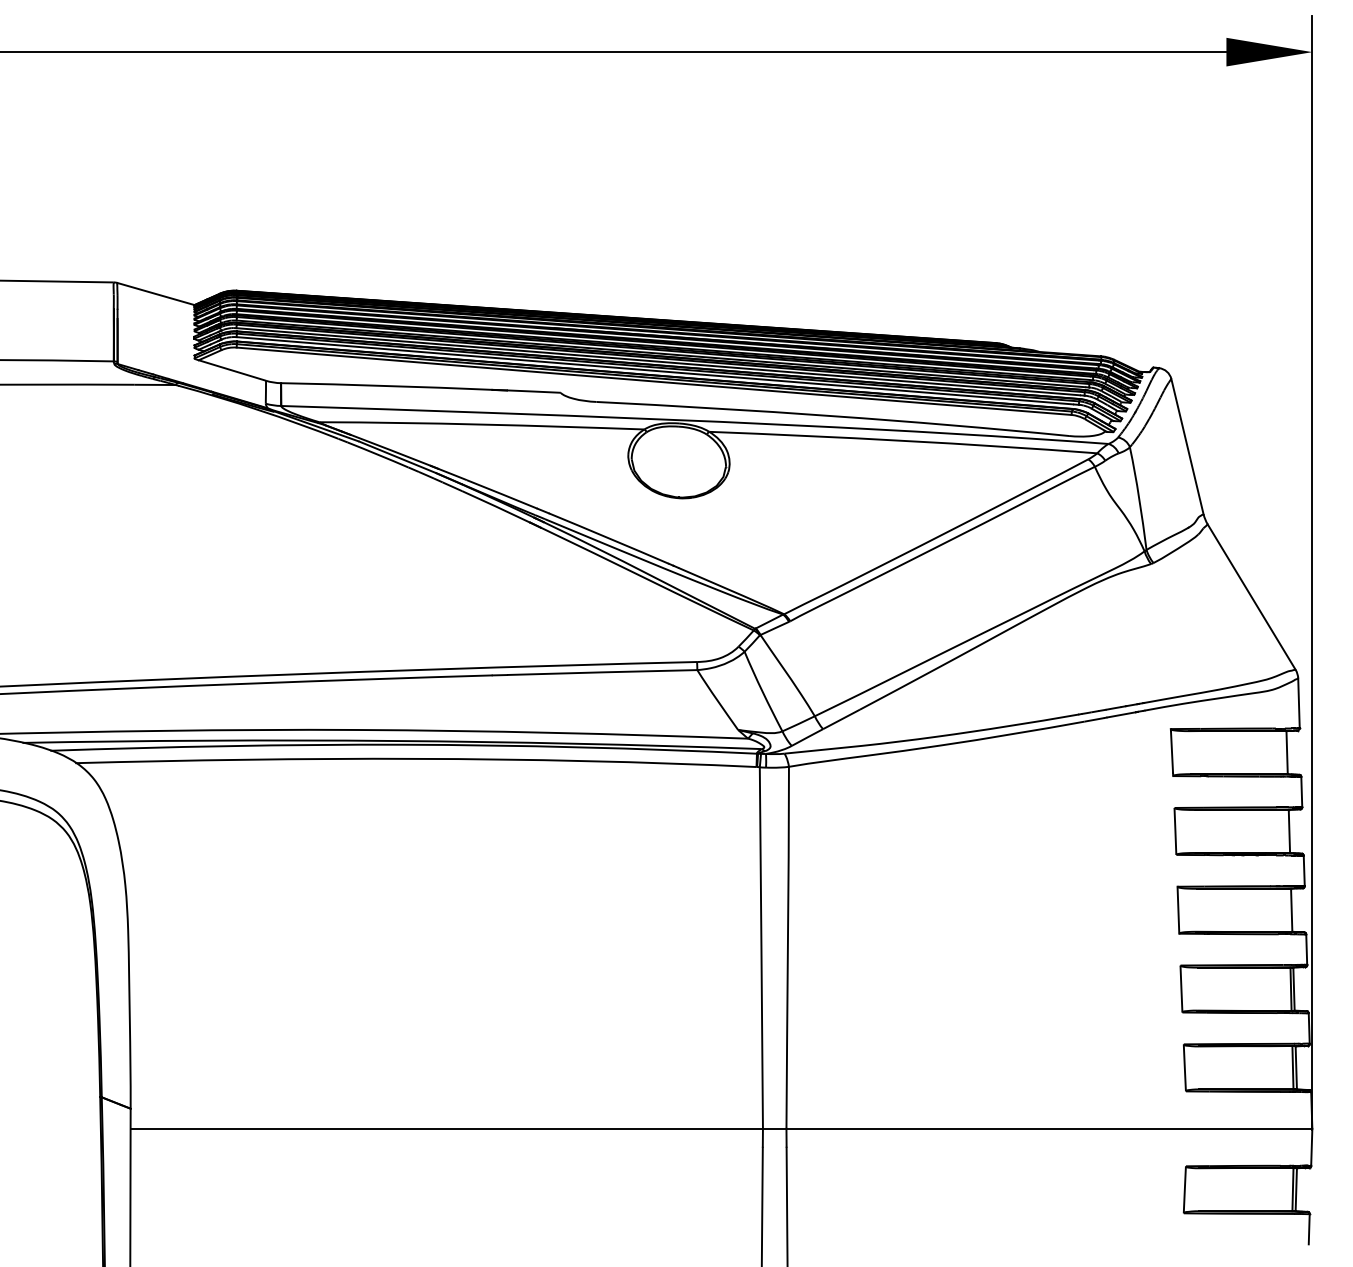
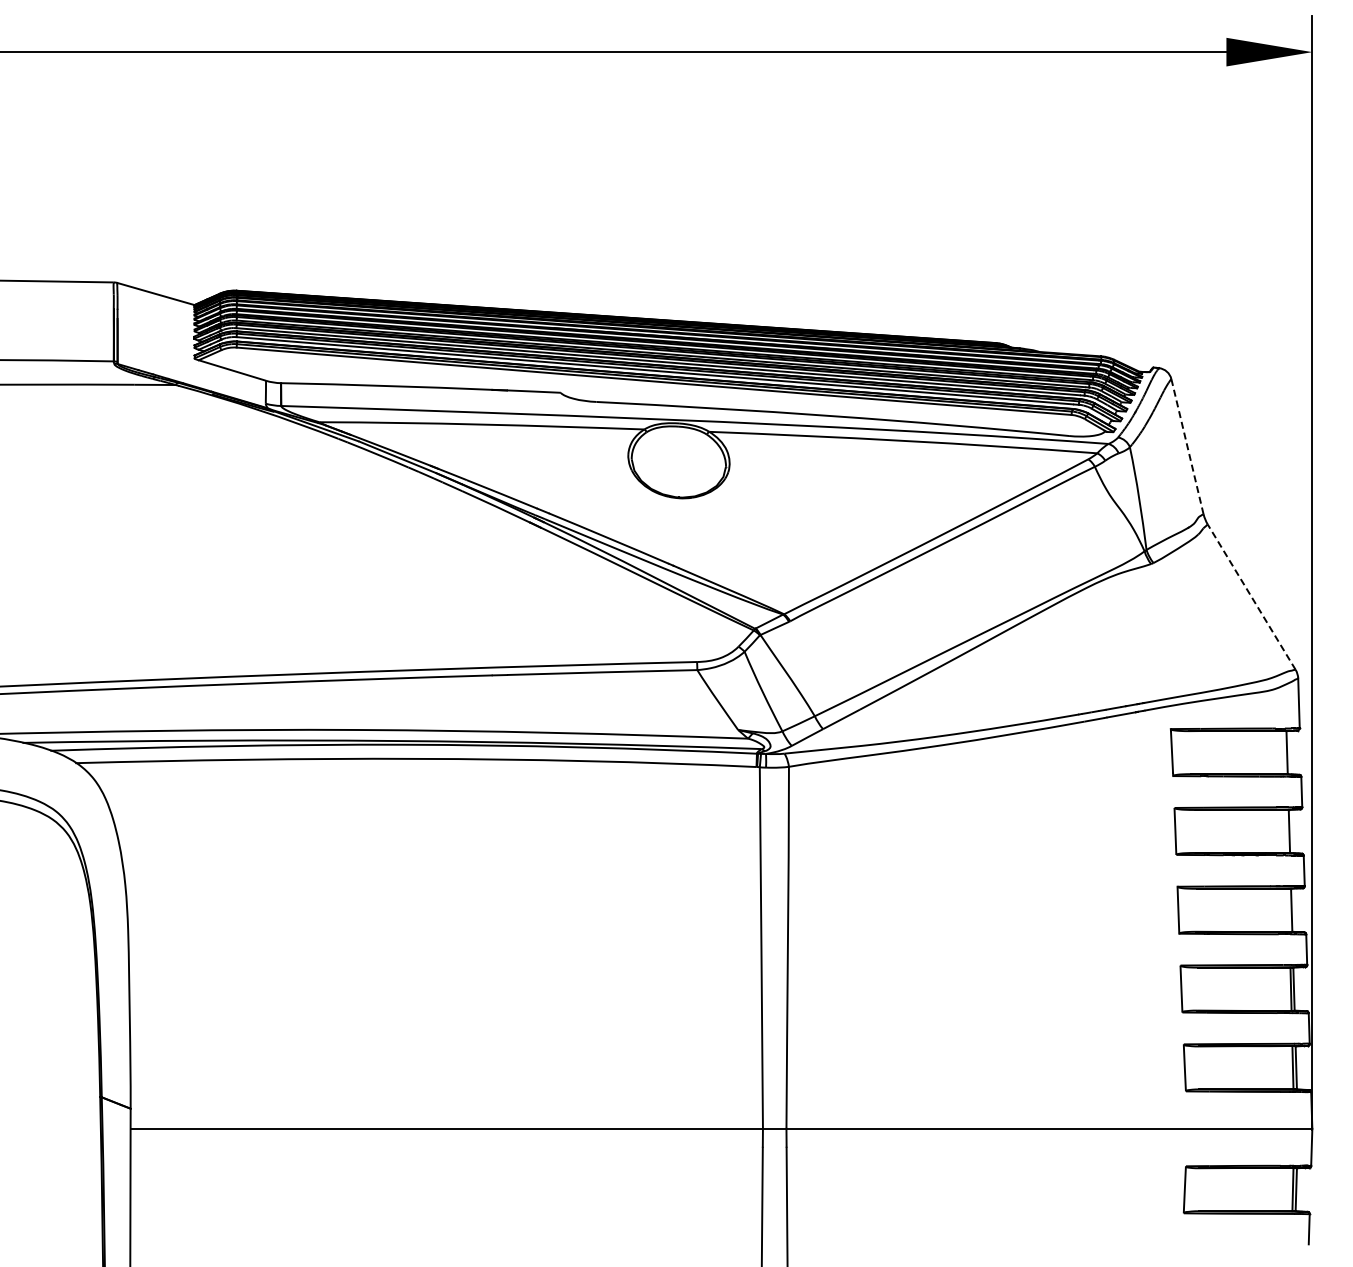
line: solid -> dashed (1187, 447)
line: solid -> dashed (1251, 597)
